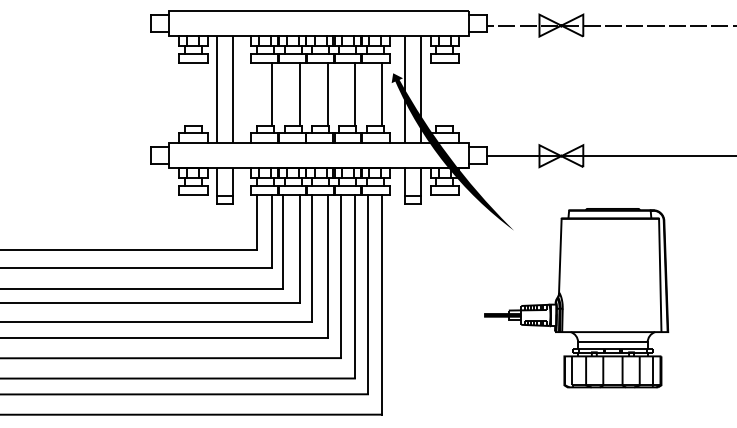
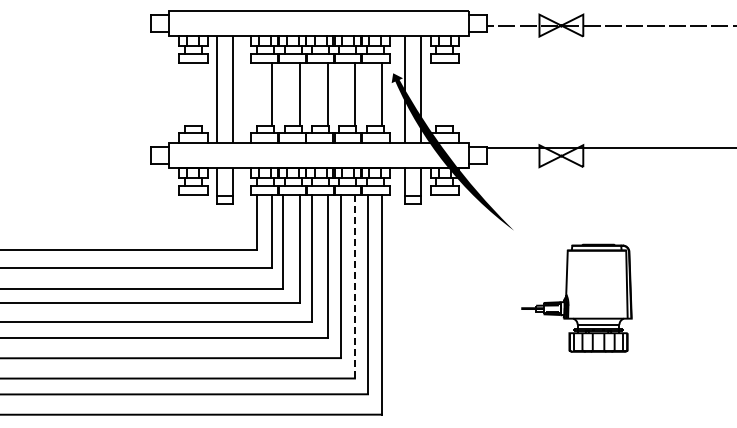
line position: (610, 156) -> (610, 148) (610, 148)
line: solid -> dashed (354, 286)
part size: 186x181 px -> 112x110 px (576, 297)
